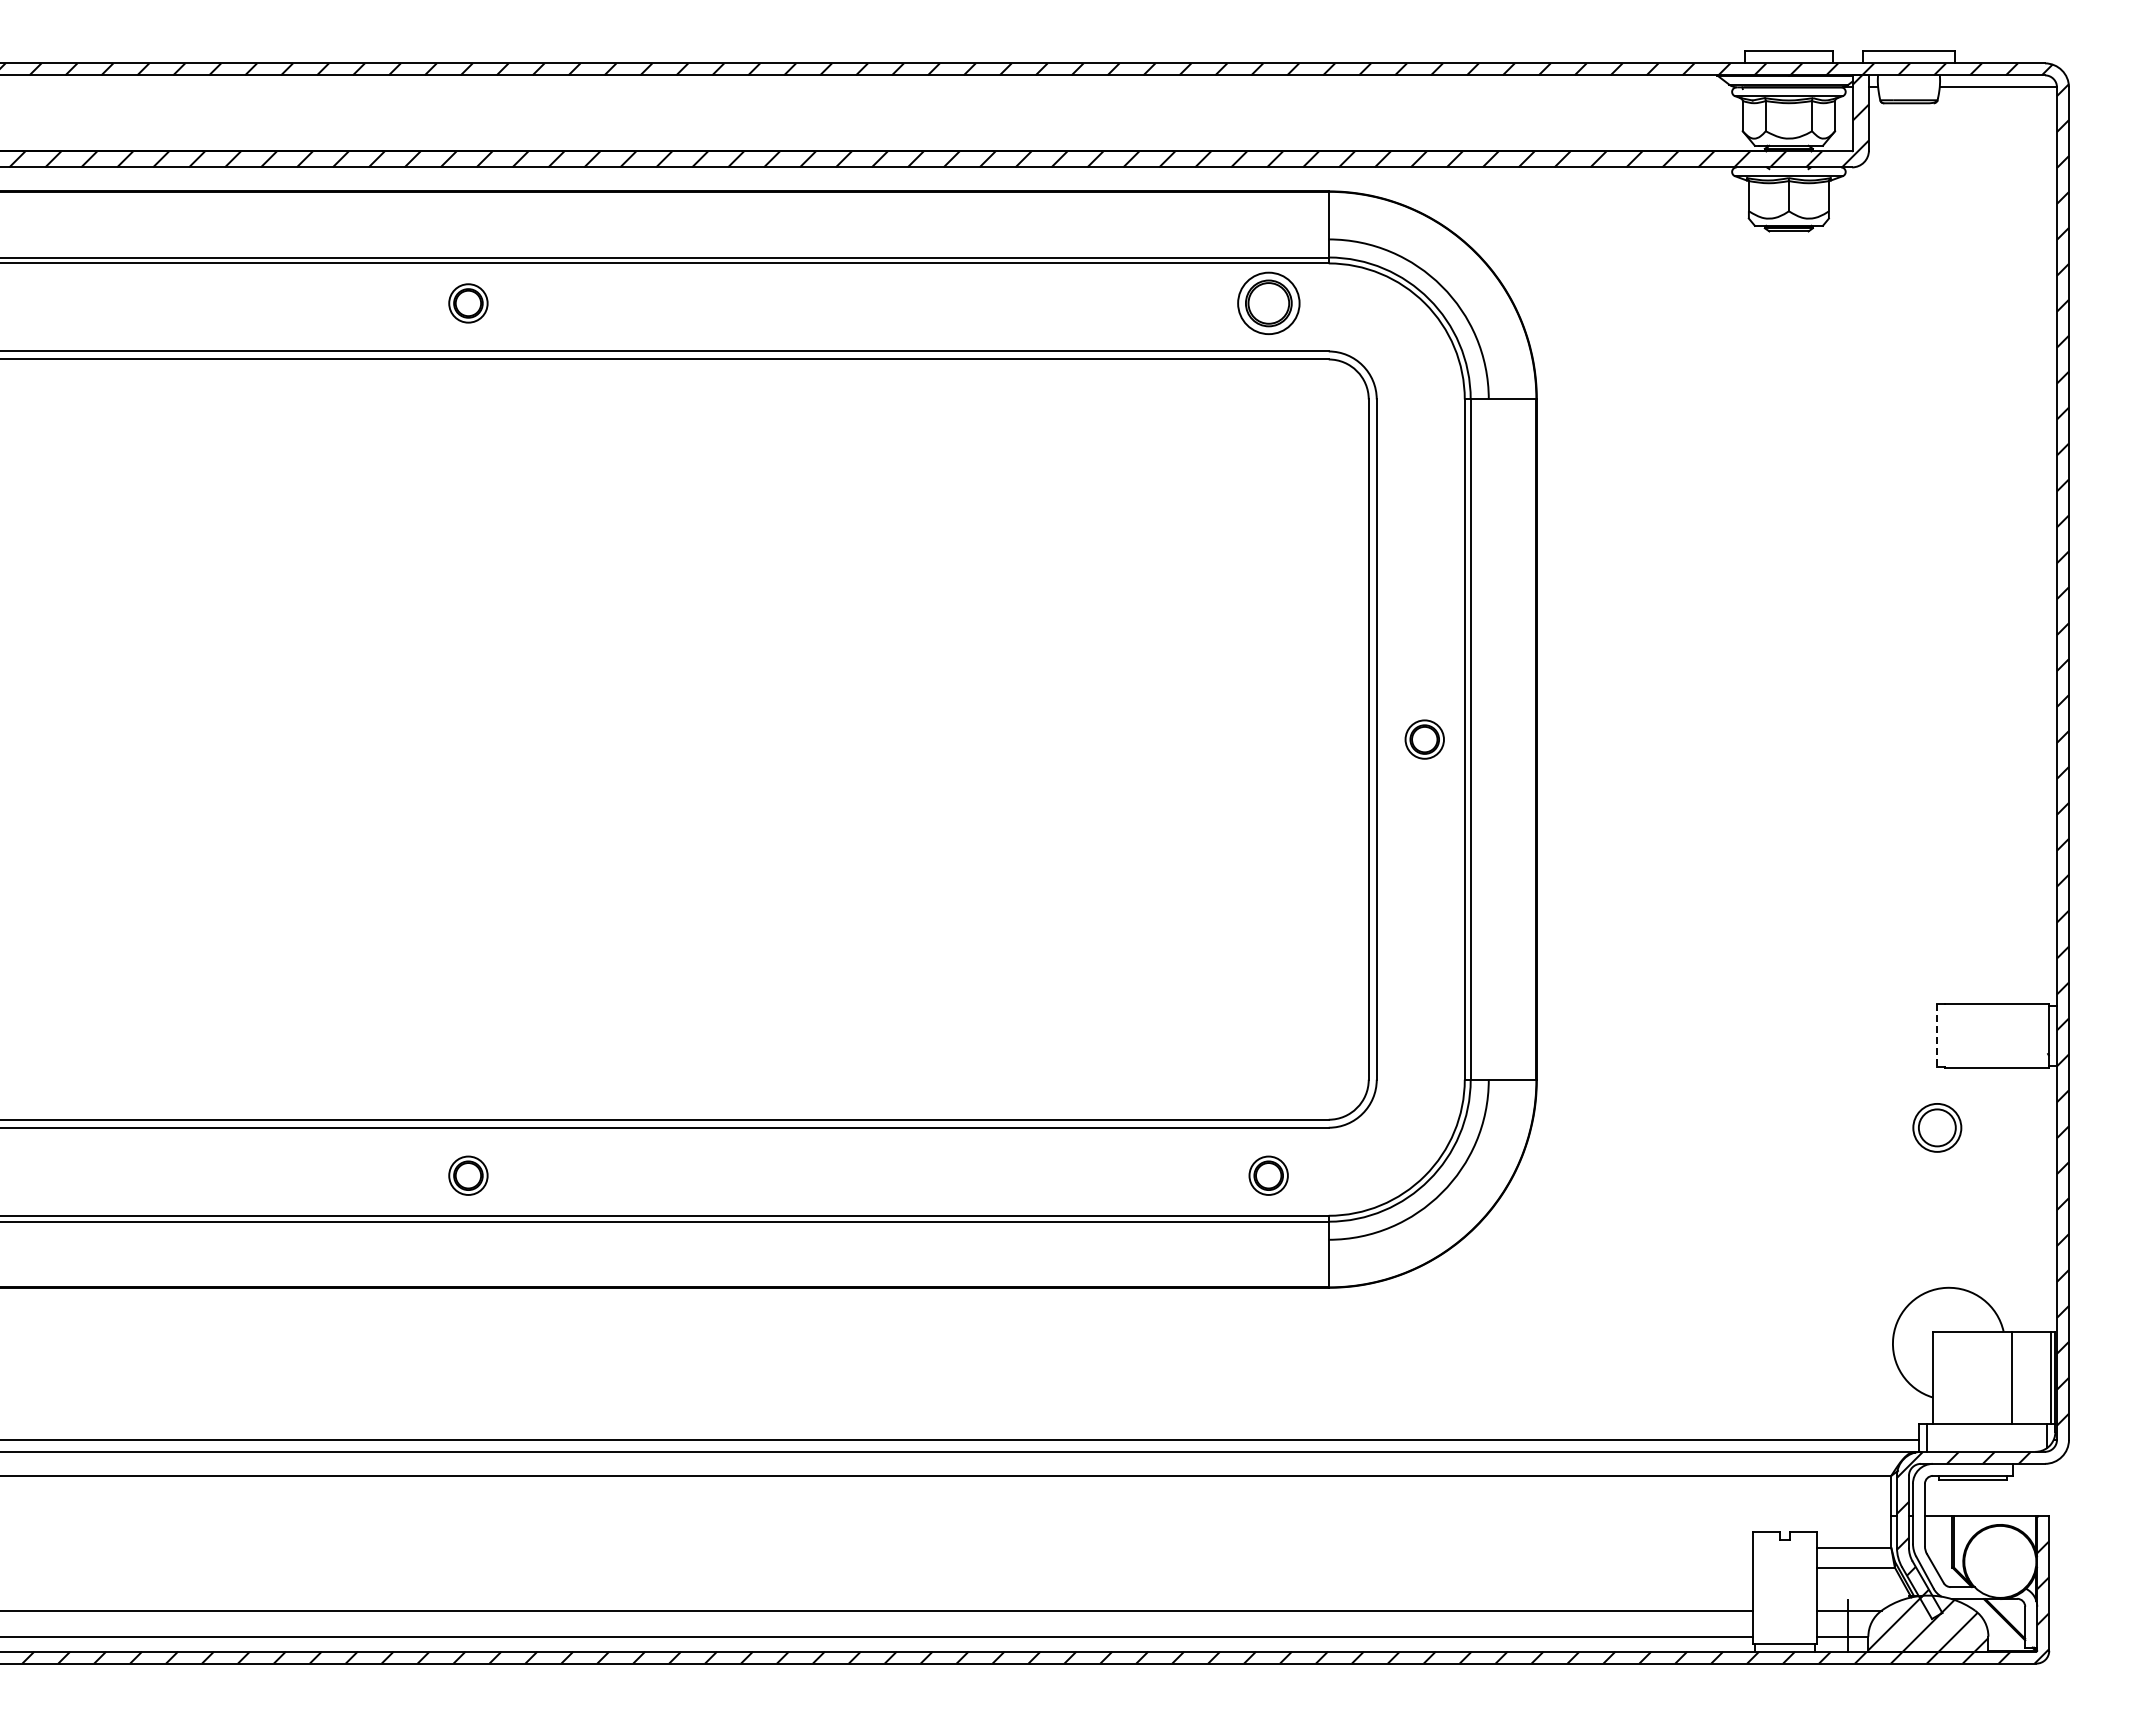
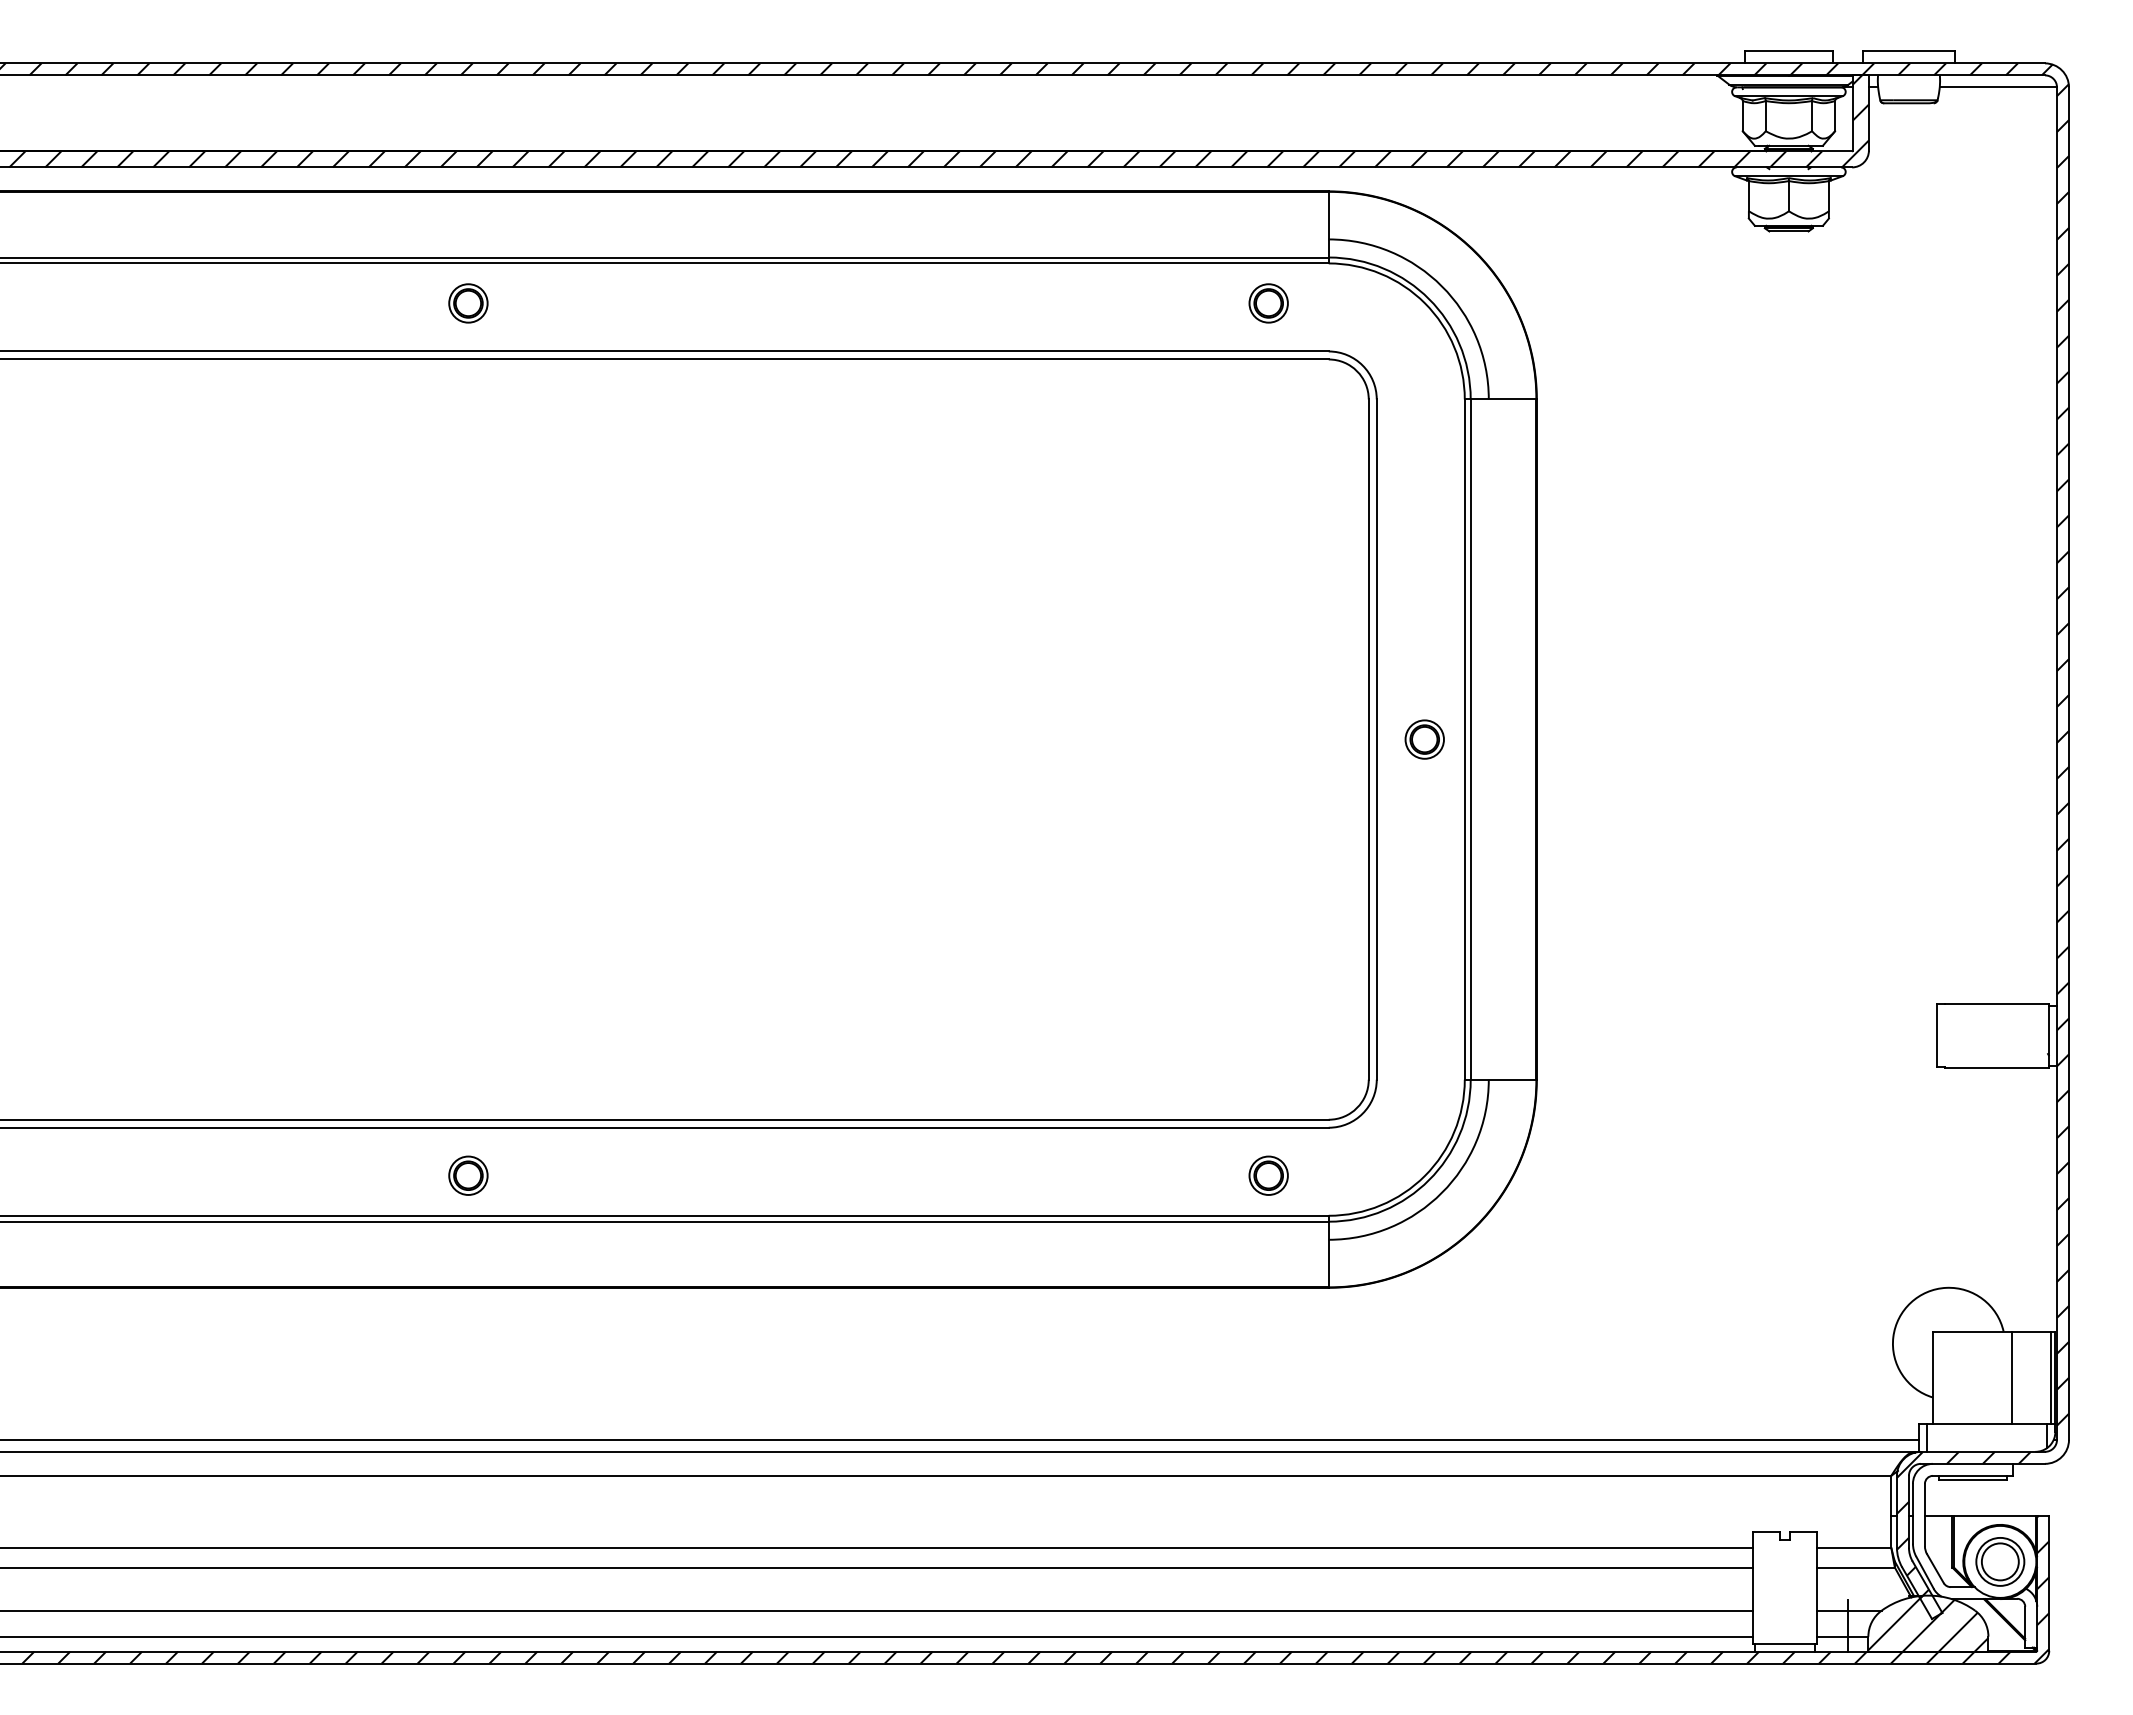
part size: 64x64 px -> 41x41 px (1268, 303)
line: dashed -> solid (1936, 1035)
part position: (1937, 1127) -> (2000, 1561) (2000, 1561)
line: none -> present (877, 1547)
line: none -> present (877, 1567)
